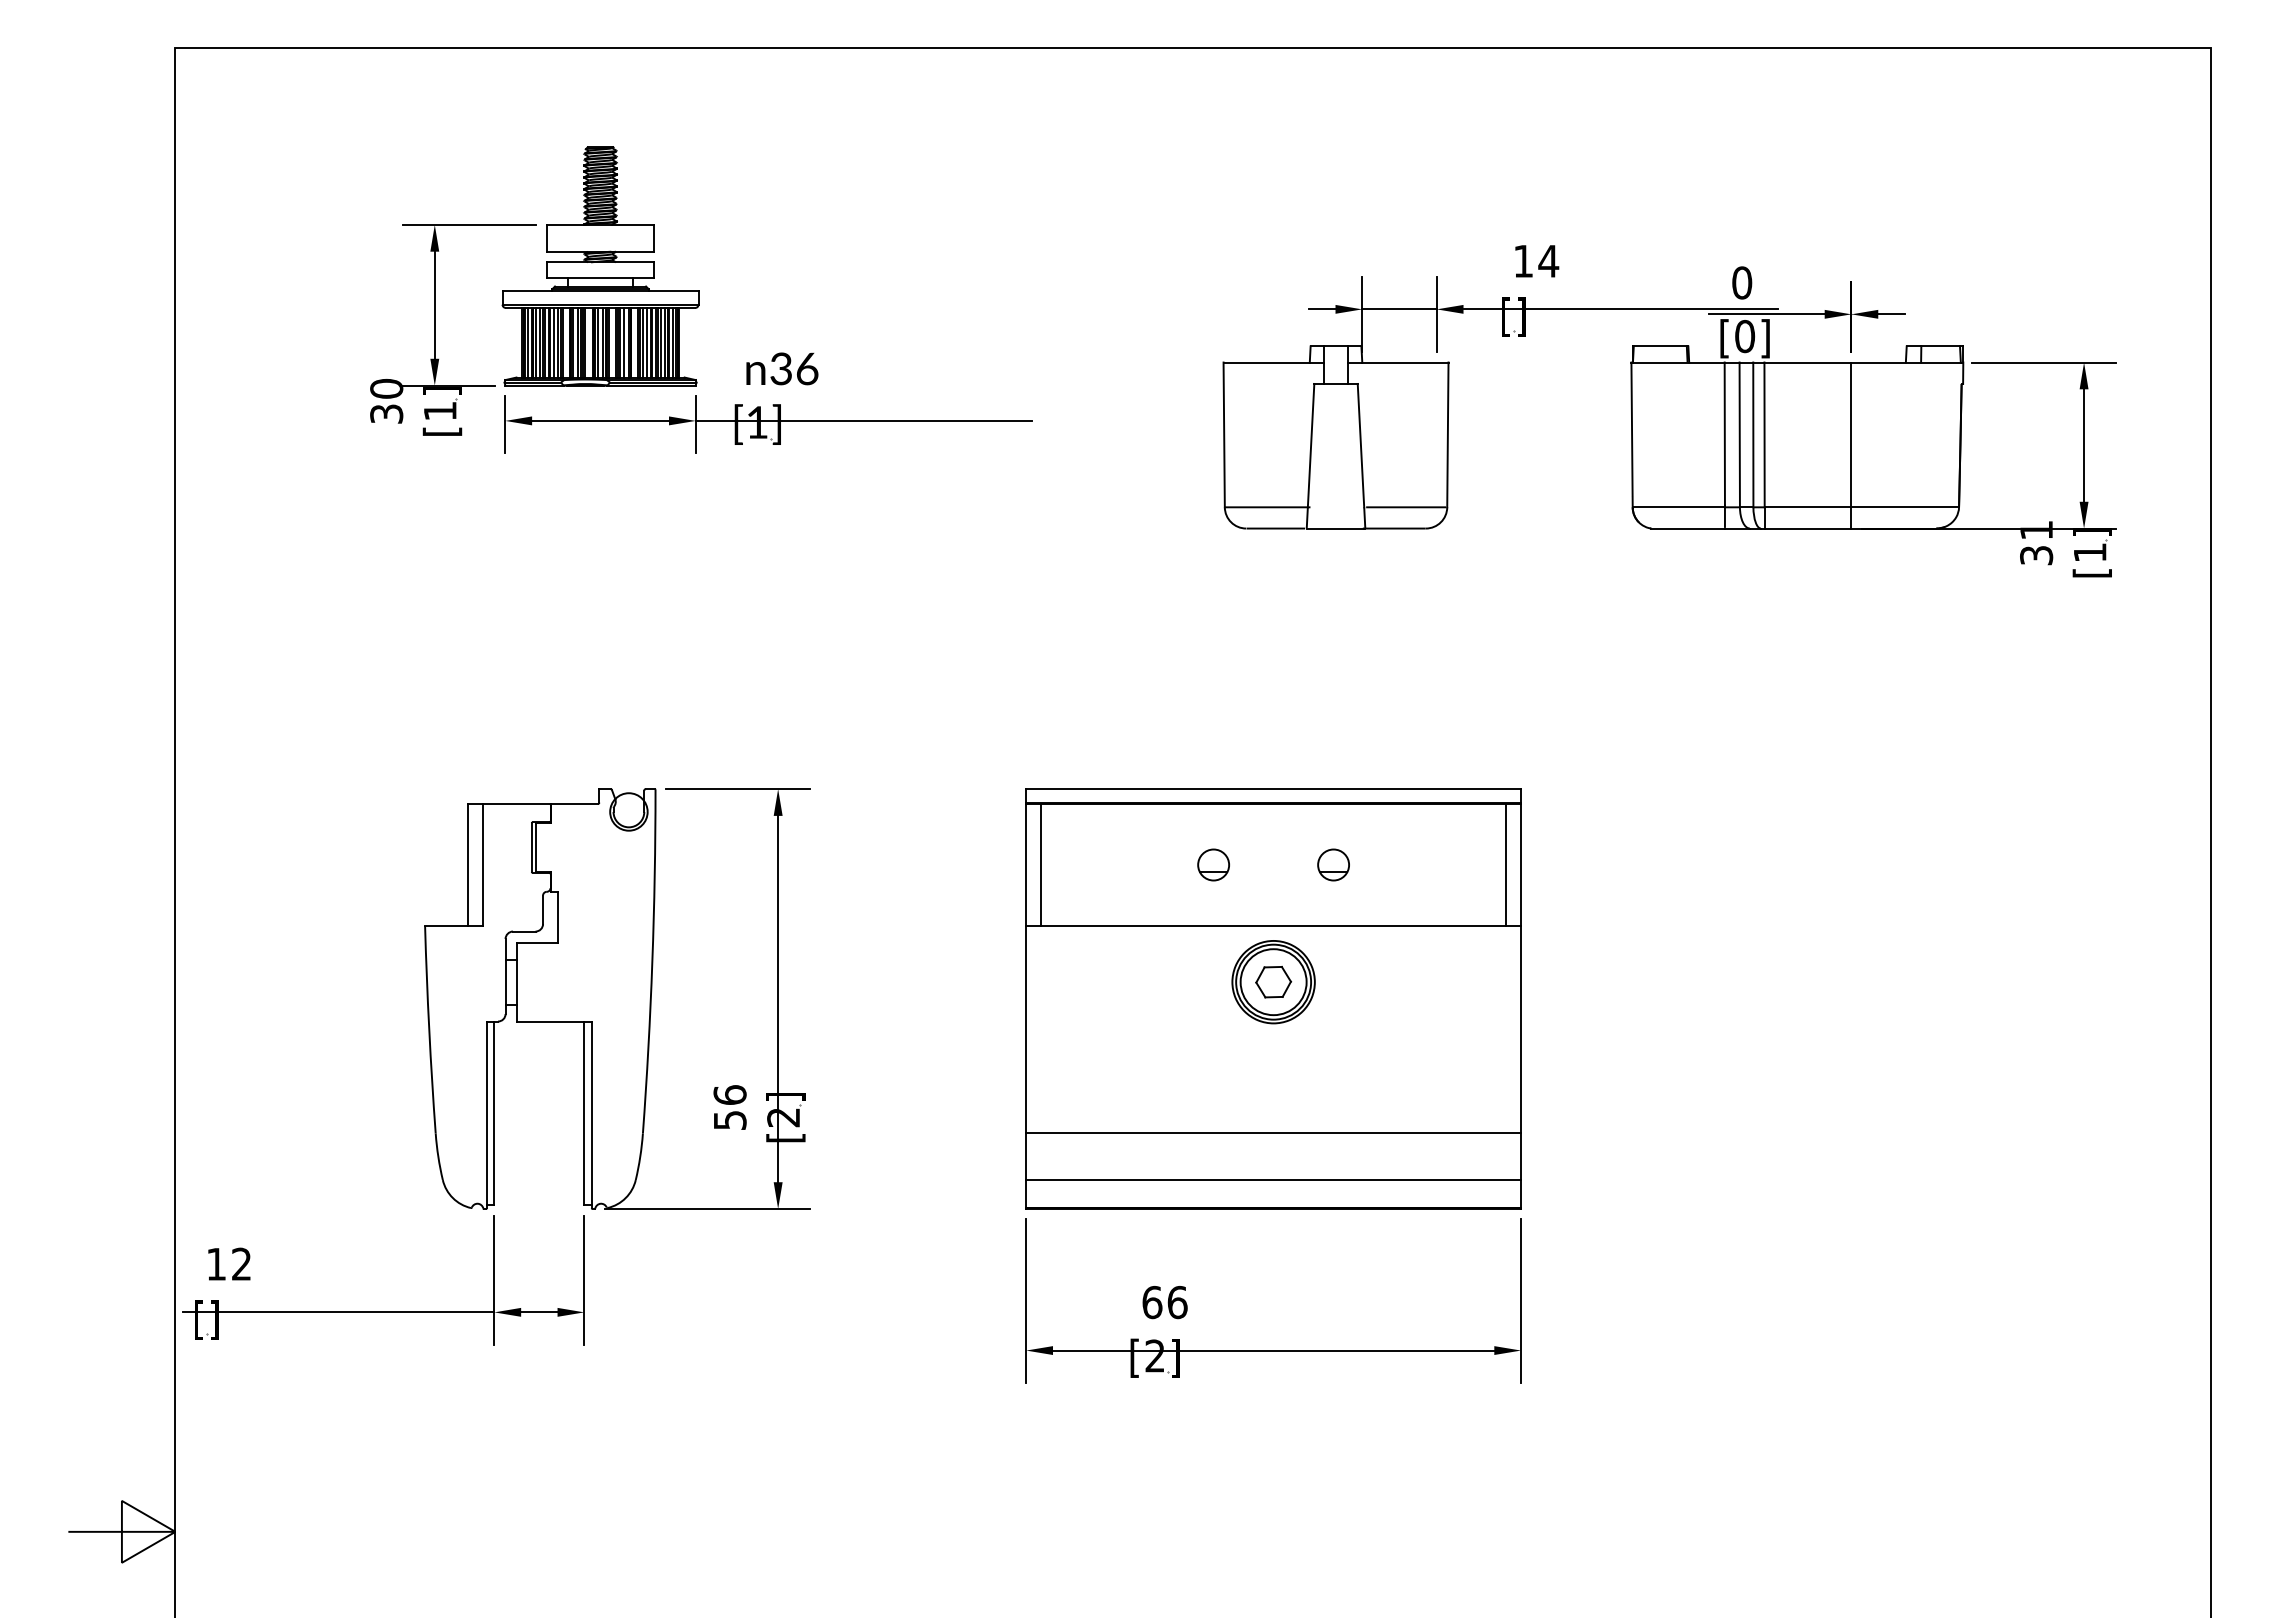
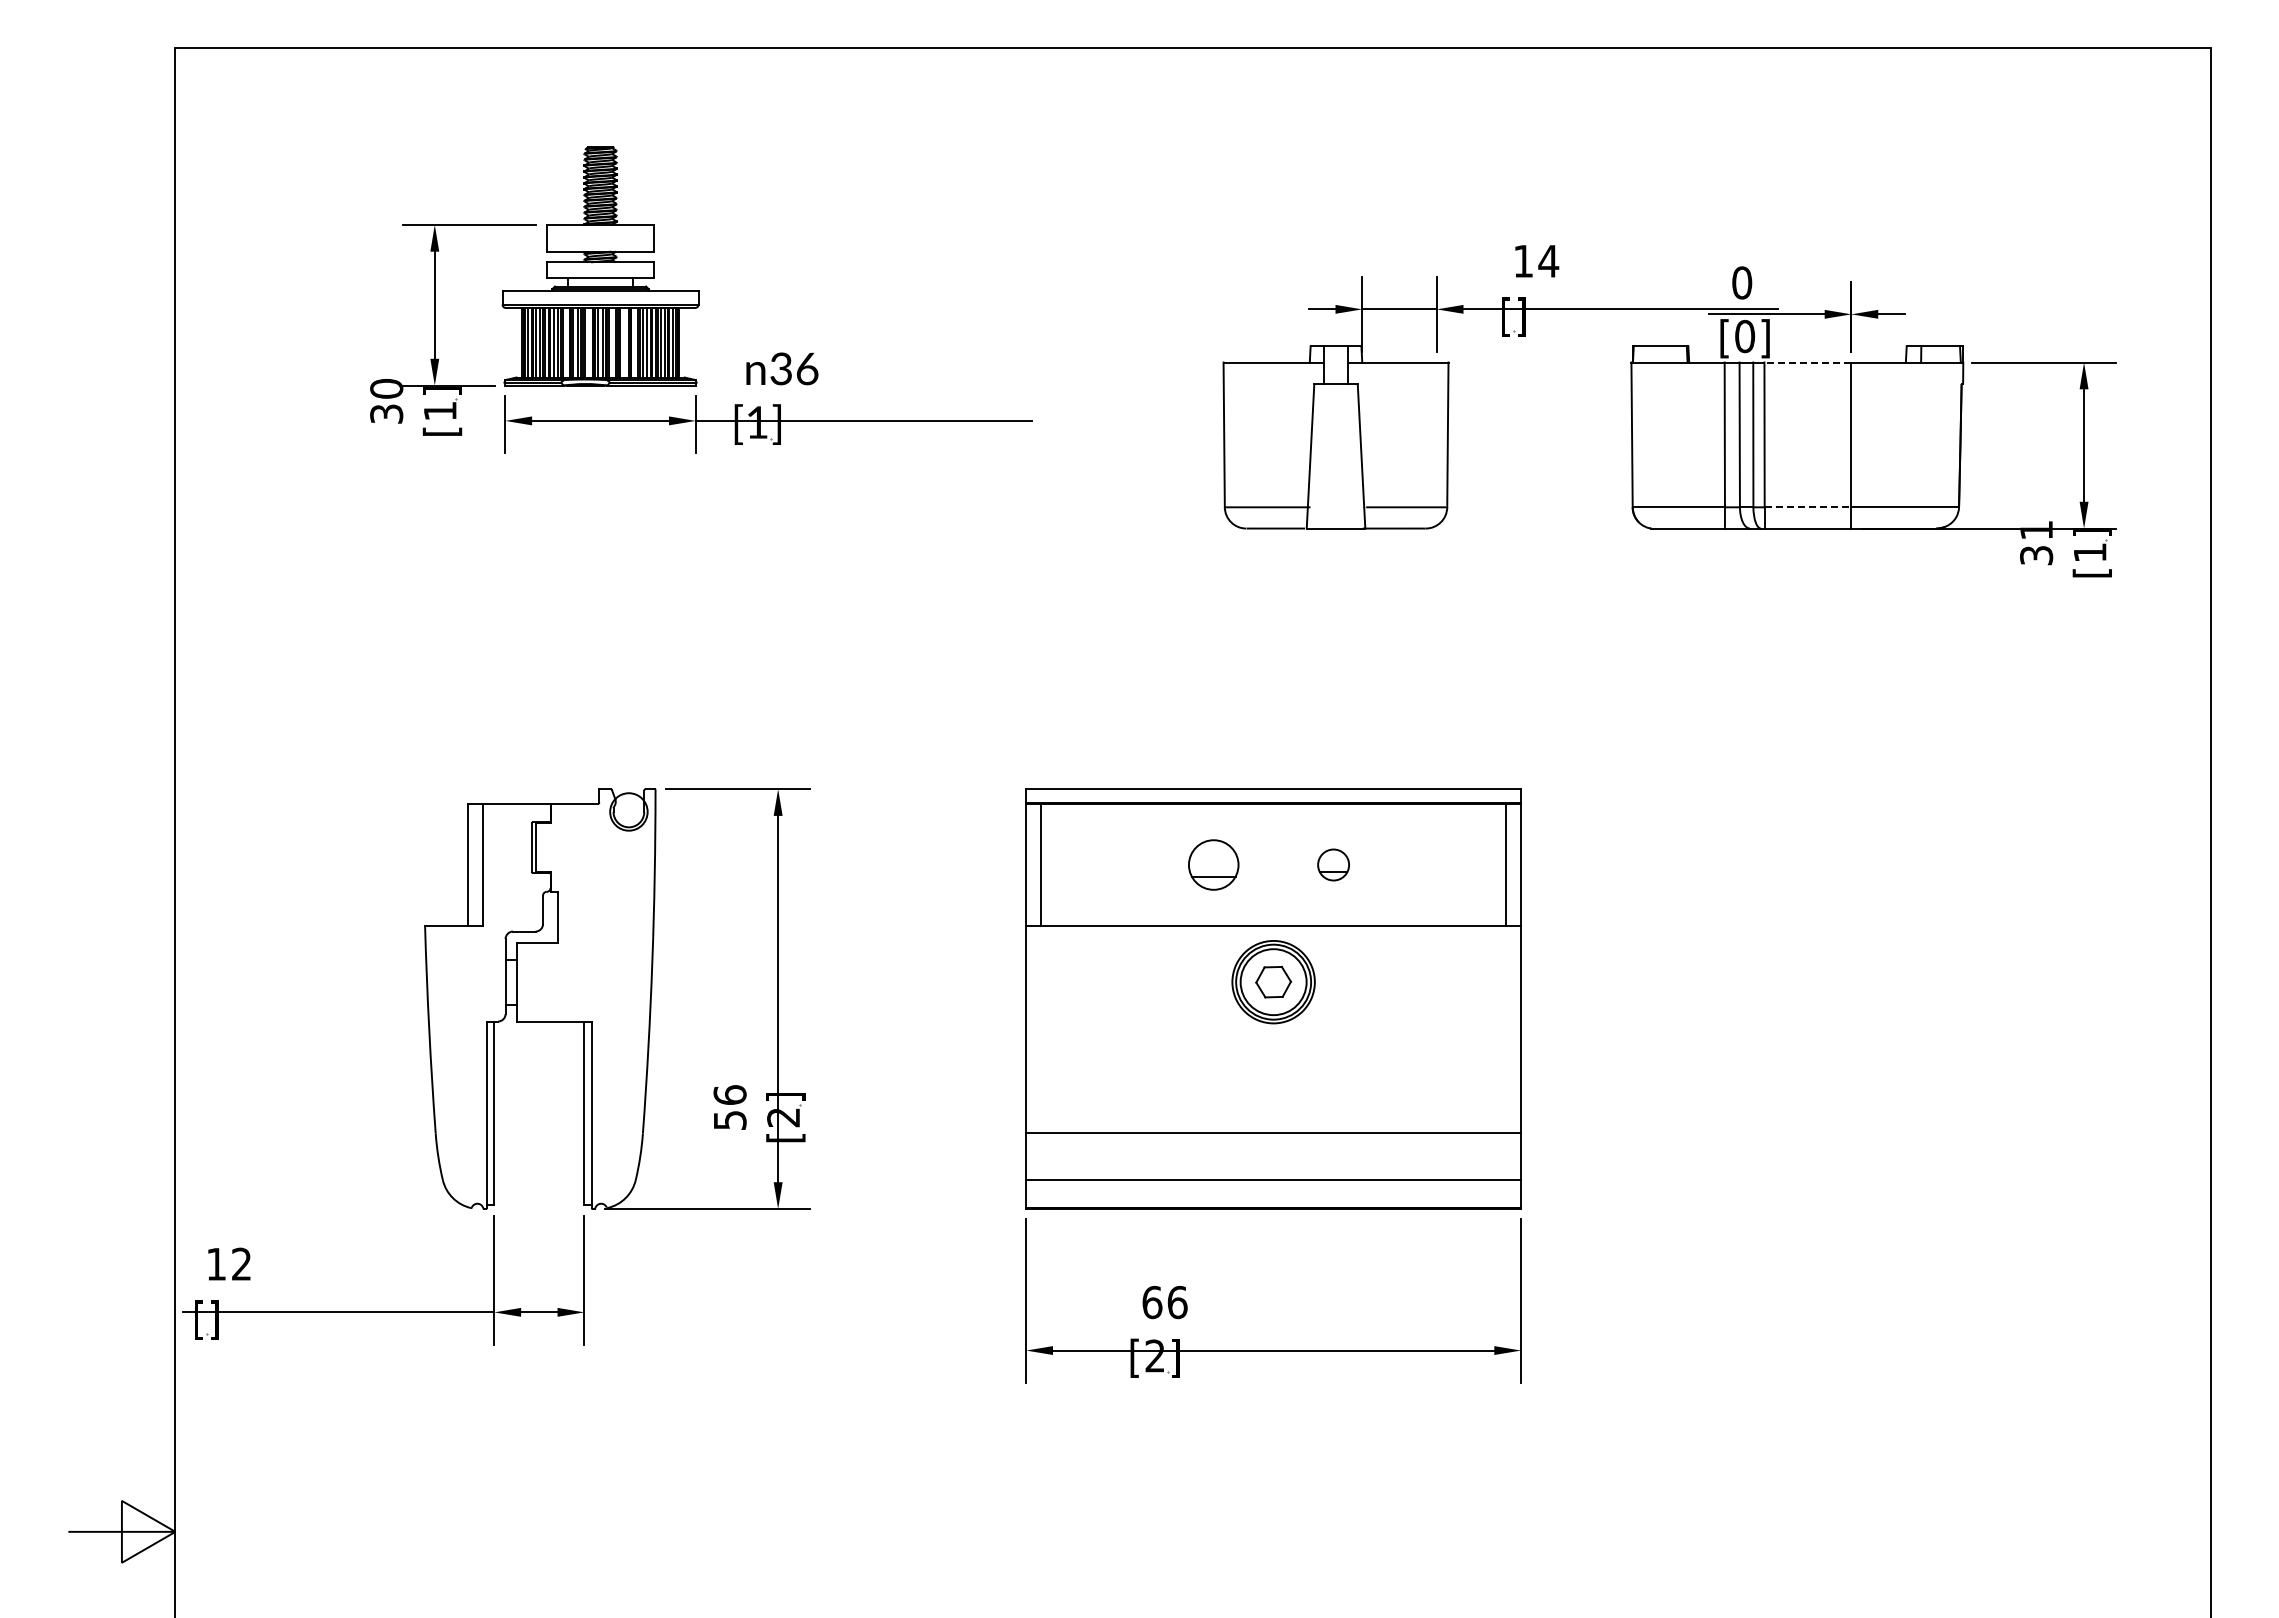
line: present -> none (623, 342)
line: solid -> dashed (1807, 362)
line: solid -> dashed (1808, 507)
part size: 33x34 px -> 52x52 px (1213, 864)
